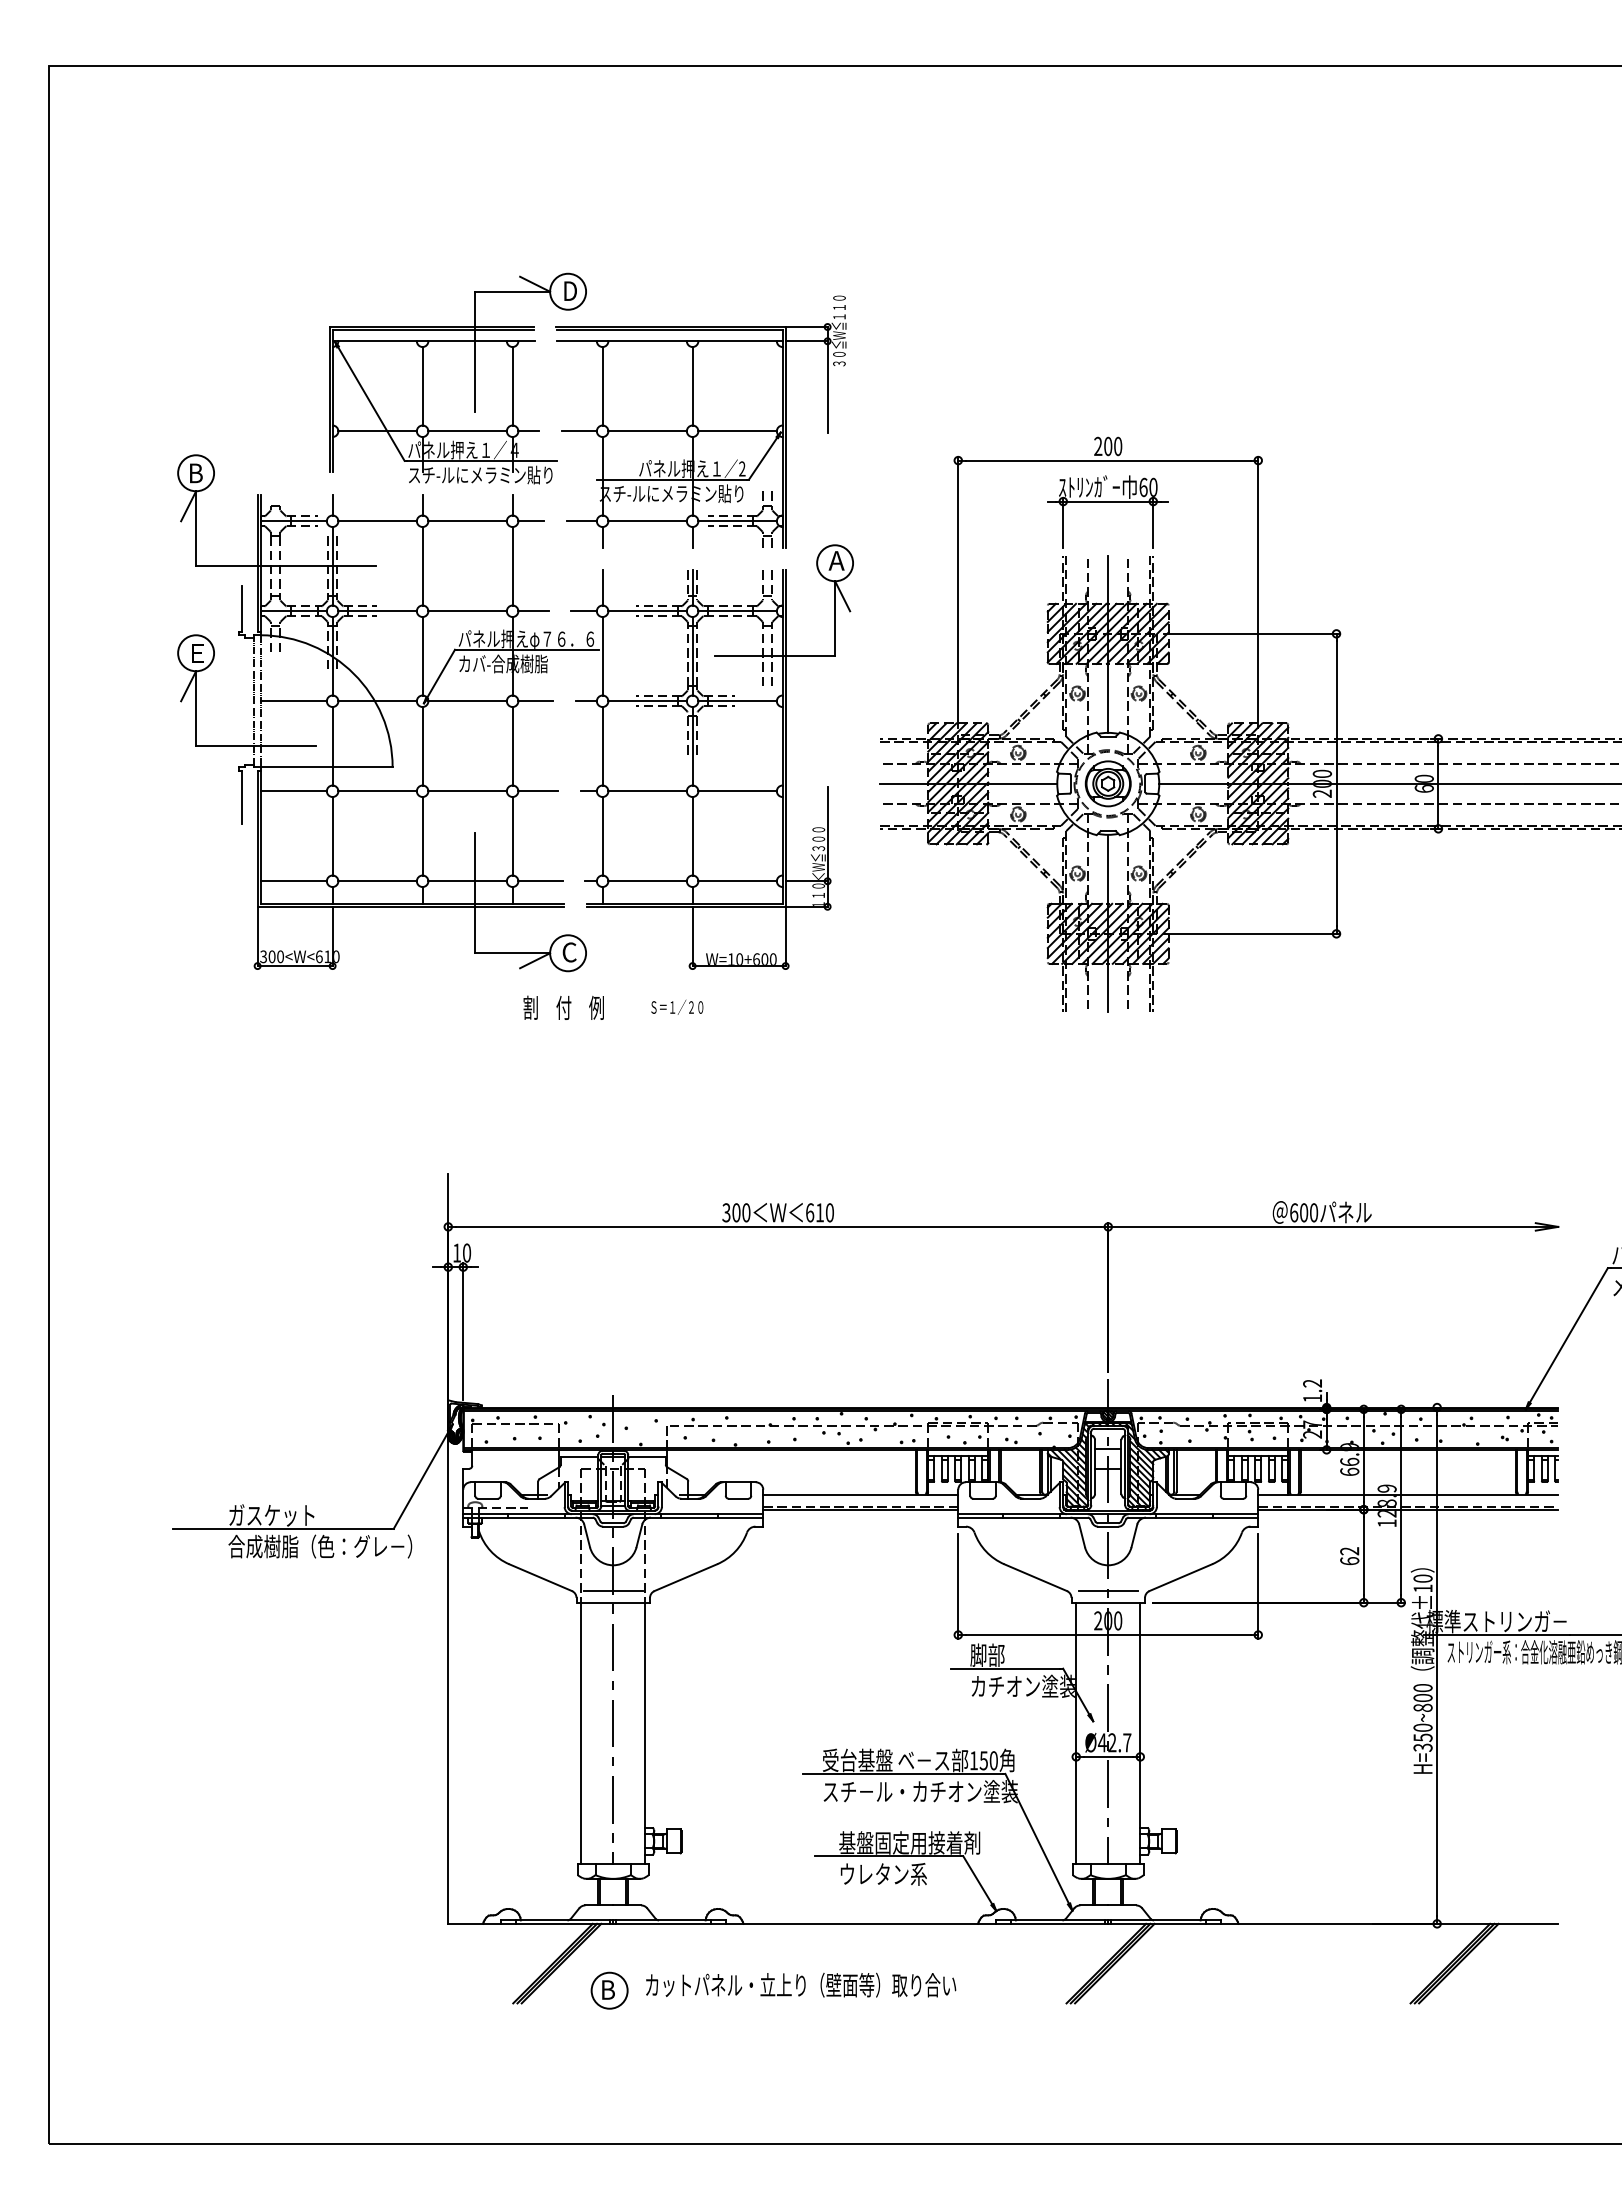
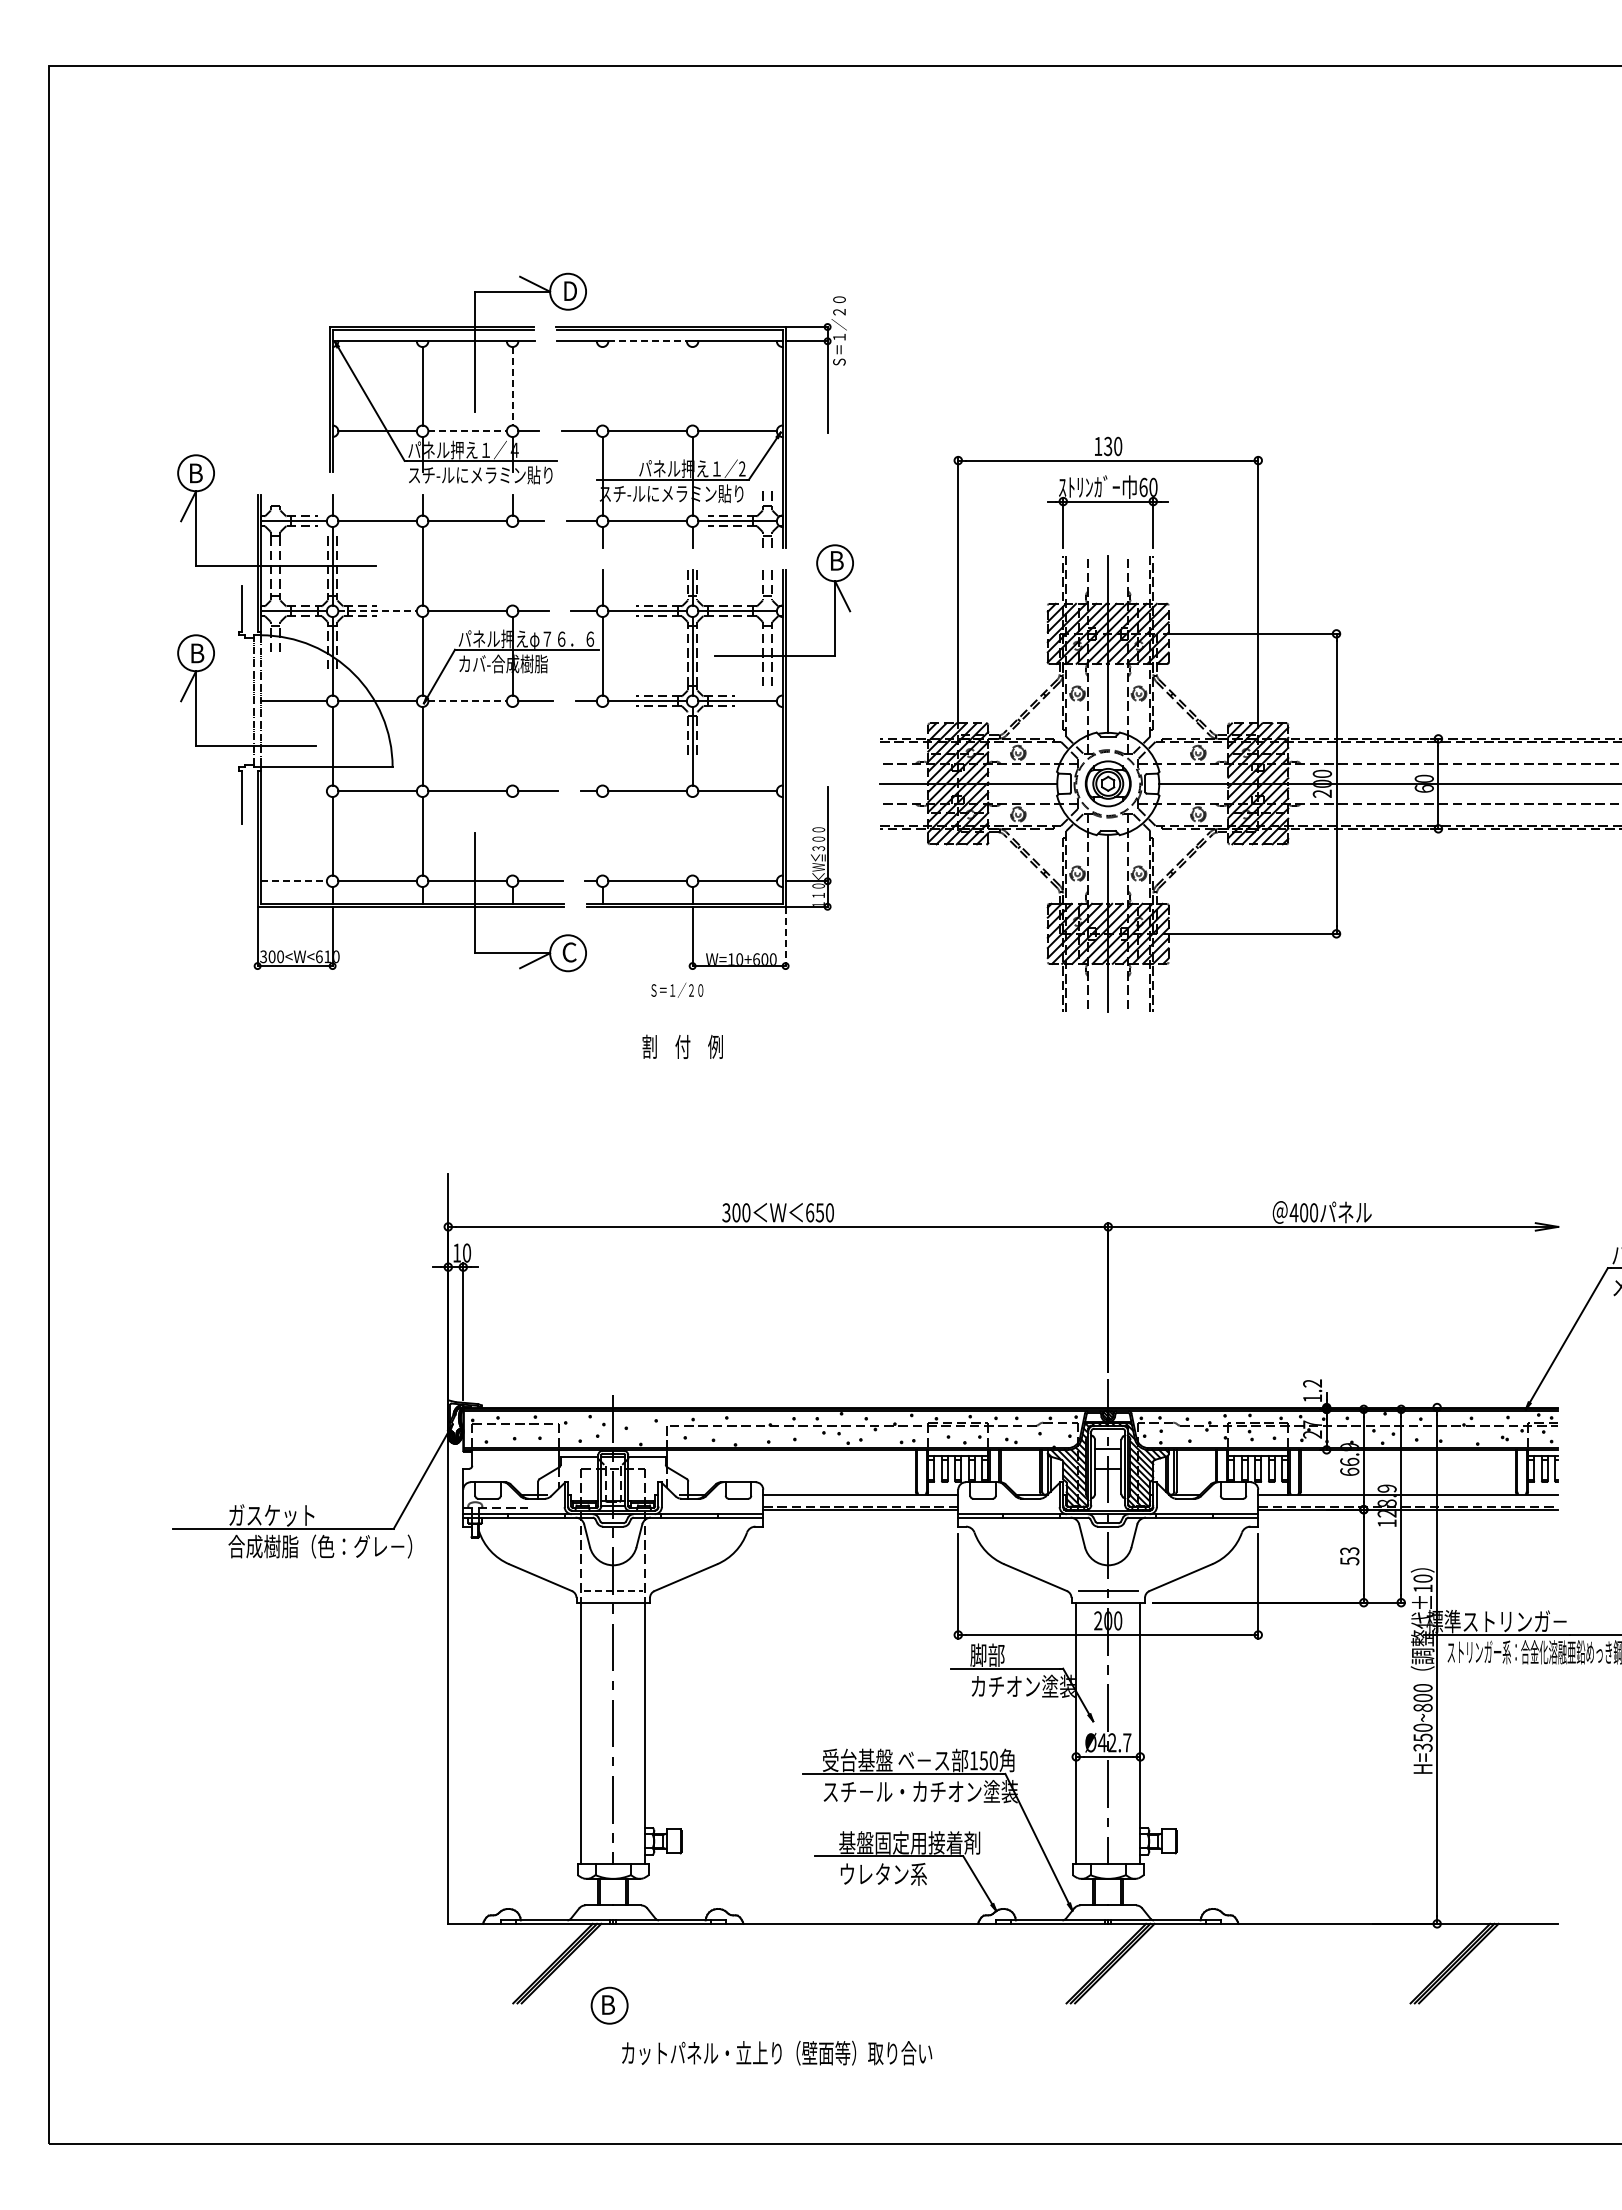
text: ３０≦Ｗ≦１１０ -> Ｓ＝１／２０ (838, 330)
line: solid -> dashed (648, 341)
line: solid -> dashed (512, 386)
line: present -> none (602, 386)
line: present -> none (692, 386)
line: solid -> dashed (468, 431)
text: 200 -> 130 (1103, 445)
text: A -> B (836, 560)
line: present -> none (512, 565)
line: solid -> dashed (378, 611)
text: E -> B (197, 653)
line: solid -> dashed (468, 701)
line: present -> none (512, 745)
line: present -> none (602, 745)
line: present -> none (293, 791)
line: present -> none (512, 835)
line: present -> none (602, 835)
line: present -> none (692, 835)
line: solid -> dashed (294, 881)
line: solid -> dashed (785, 936)
text position: (677, 1006) -> (677, 989) (677, 989)
text position: (563, 1007) -> (682, 1046) (682, 1046)
text: 610 -> 650 (819, 1212)
text: 600 -> 400 (1293, 1212)
text: 62 -> 53 (1349, 1556)
line: solid -> dashed (613, 1590)
text position: (801, 1984) -> (777, 2052) (777, 2052)
part position: (609, 1990) -> (609, 2005) (609, 2005)
